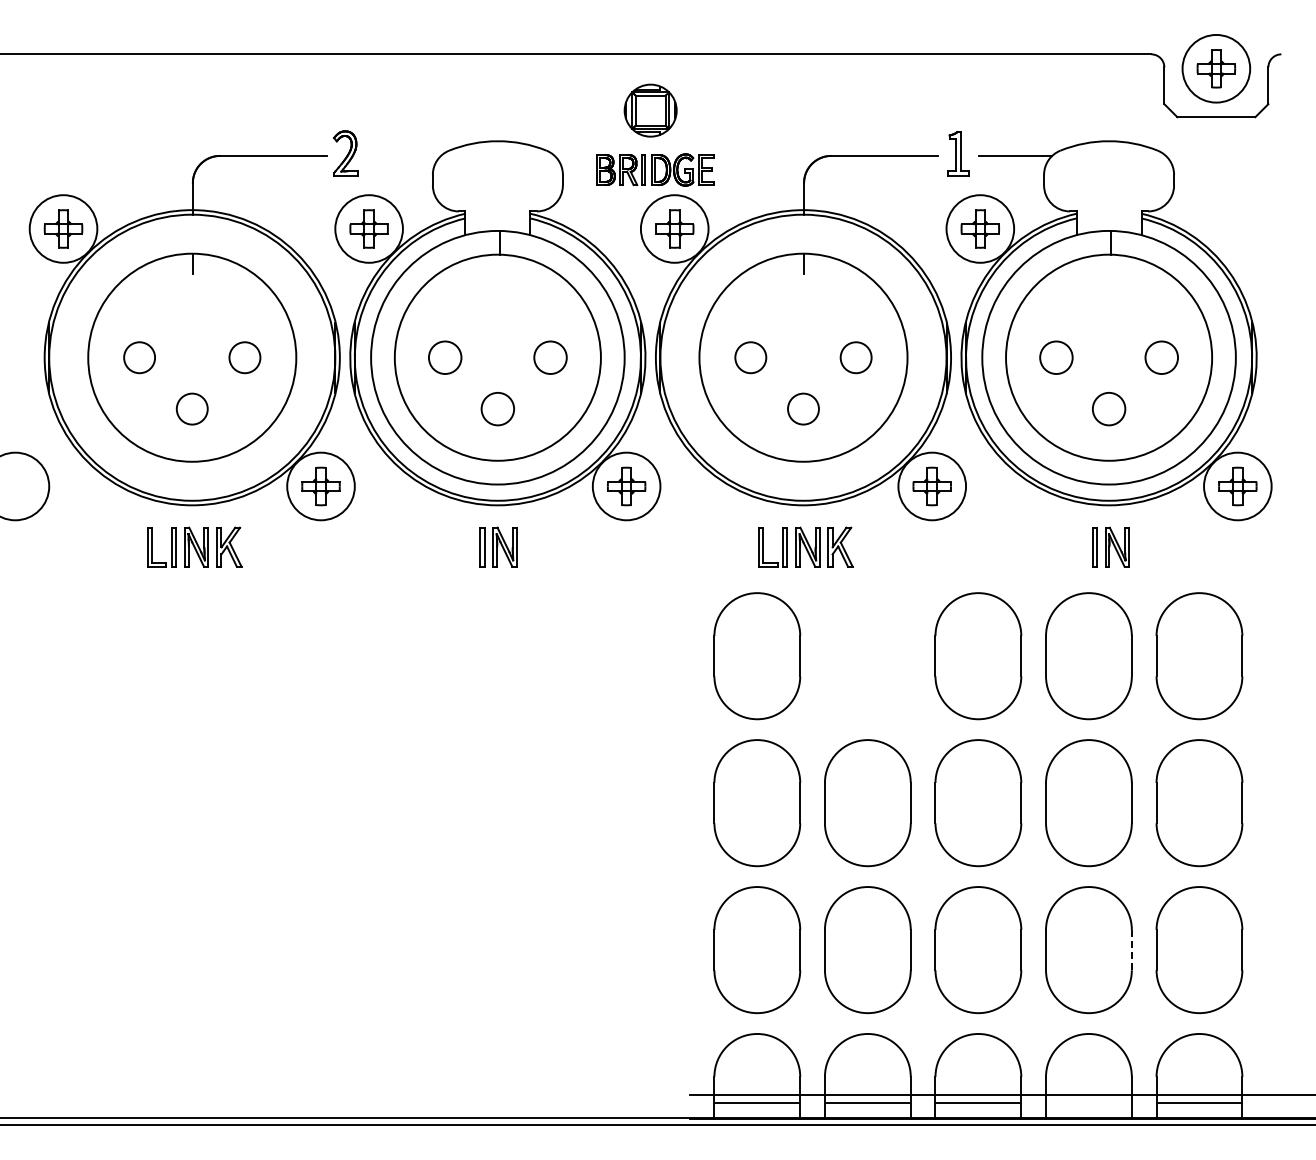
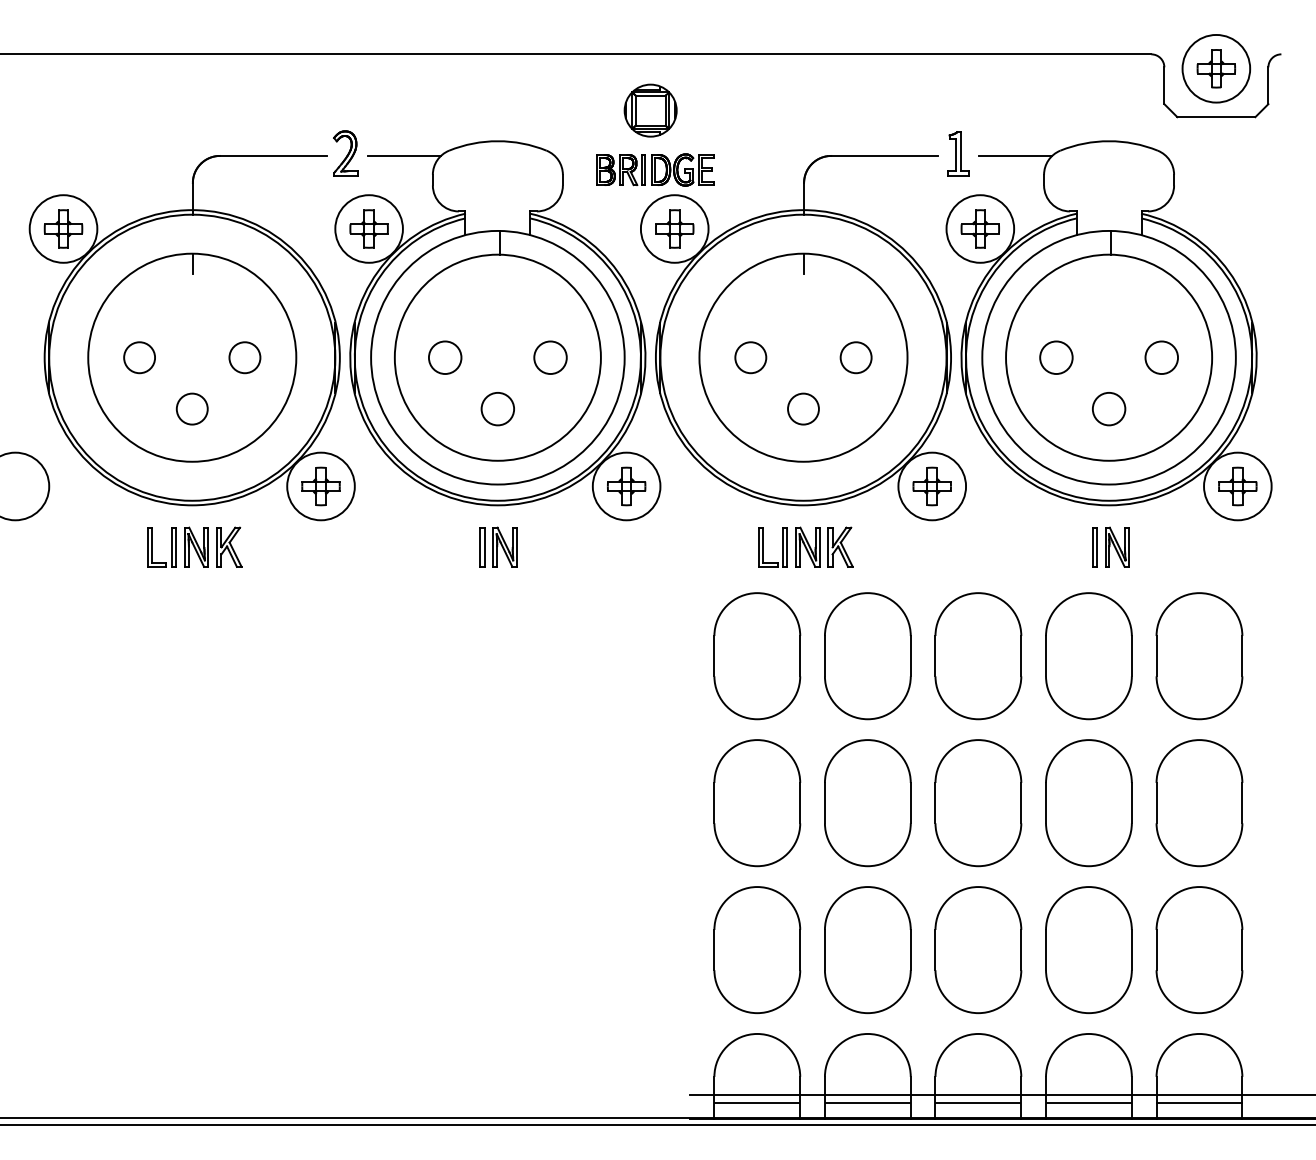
line: none -> present (404, 155)
part: none -> present (867, 656)
line: dashed -> solid (1131, 950)
line: none -> present (1088, 1102)
